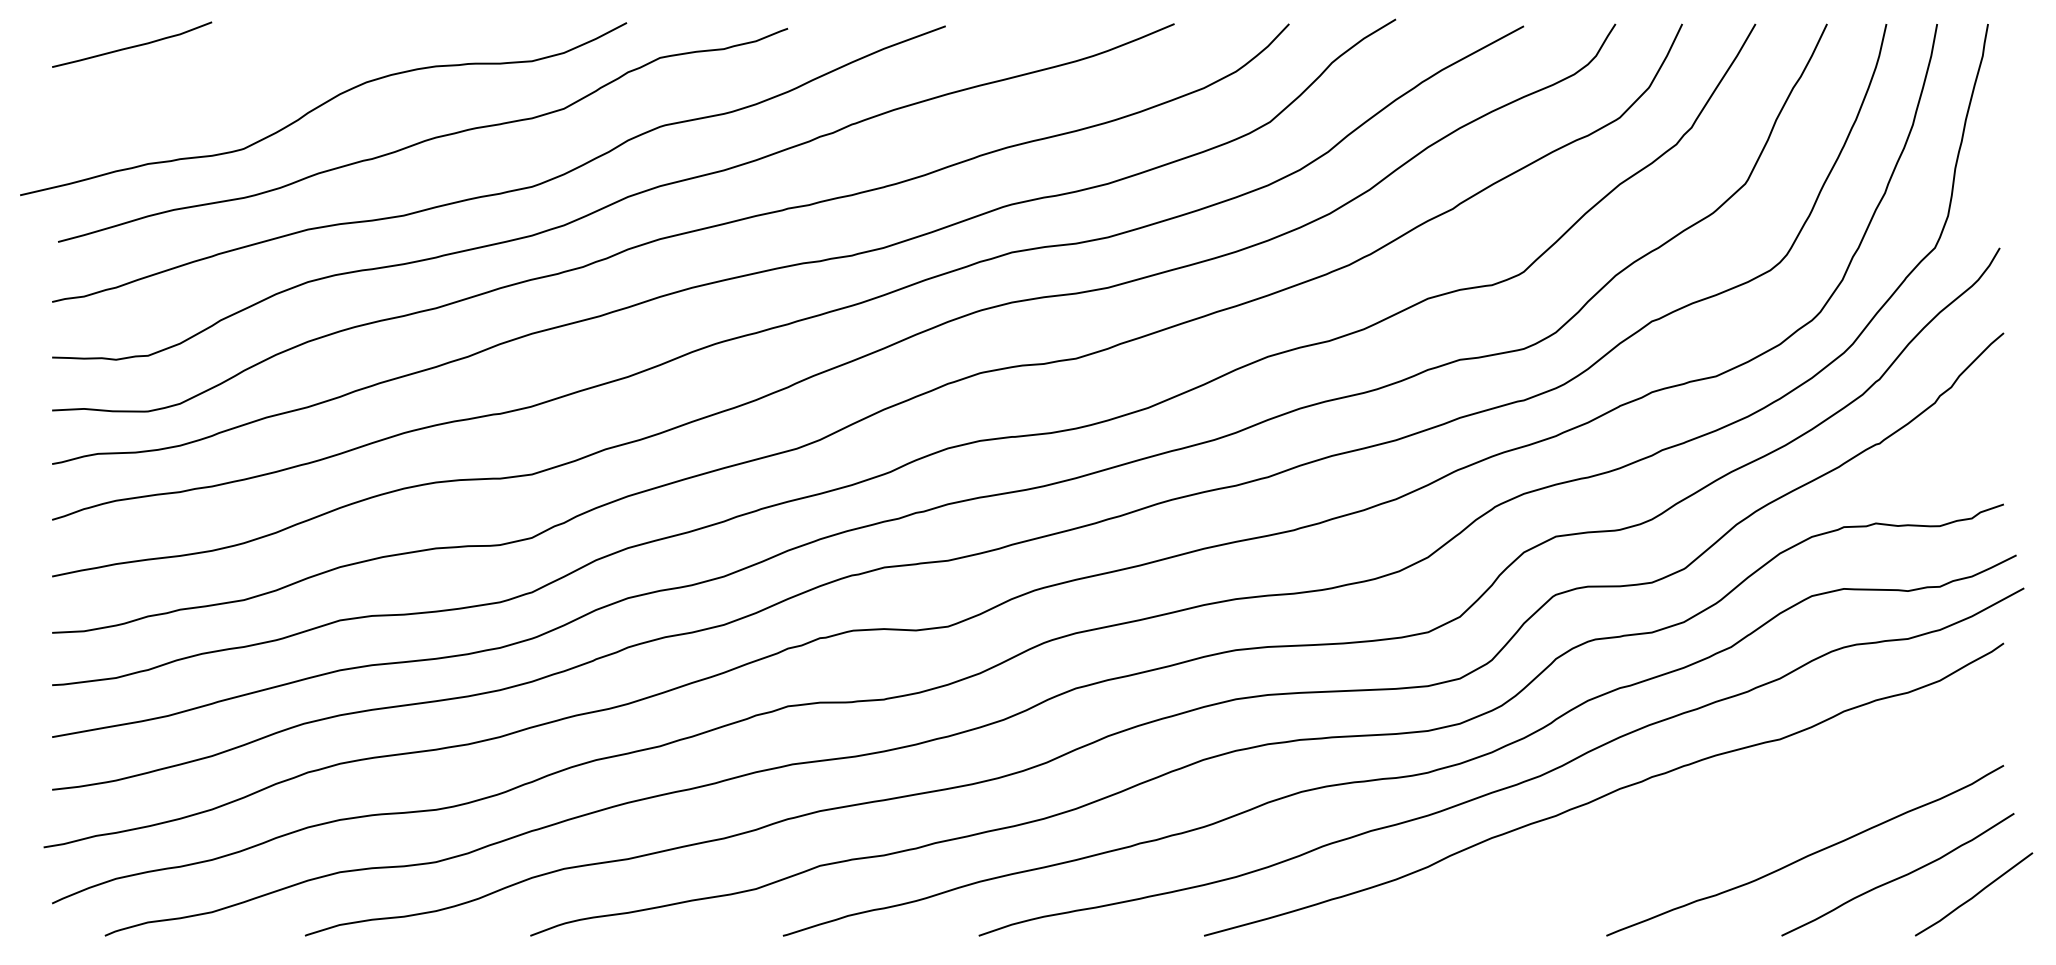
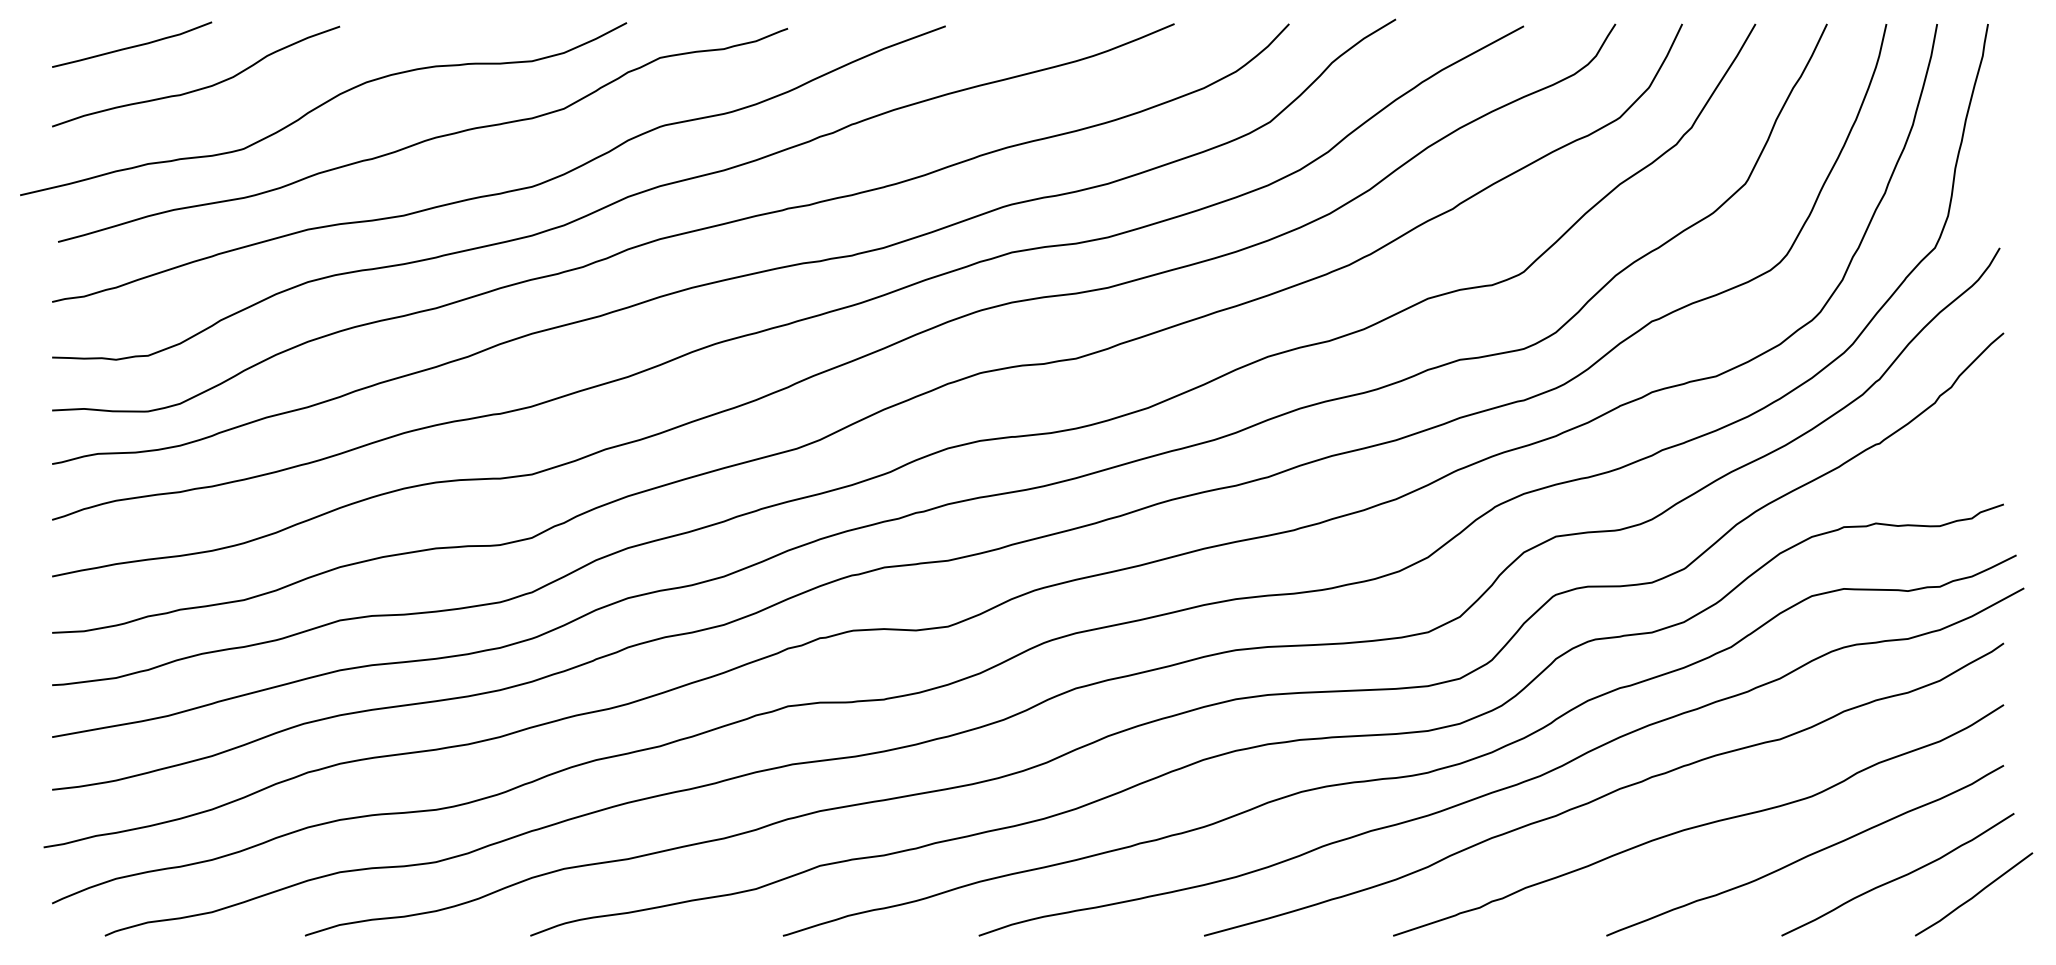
curve: none -> present (198, 88)
curve: none -> present (1700, 824)
